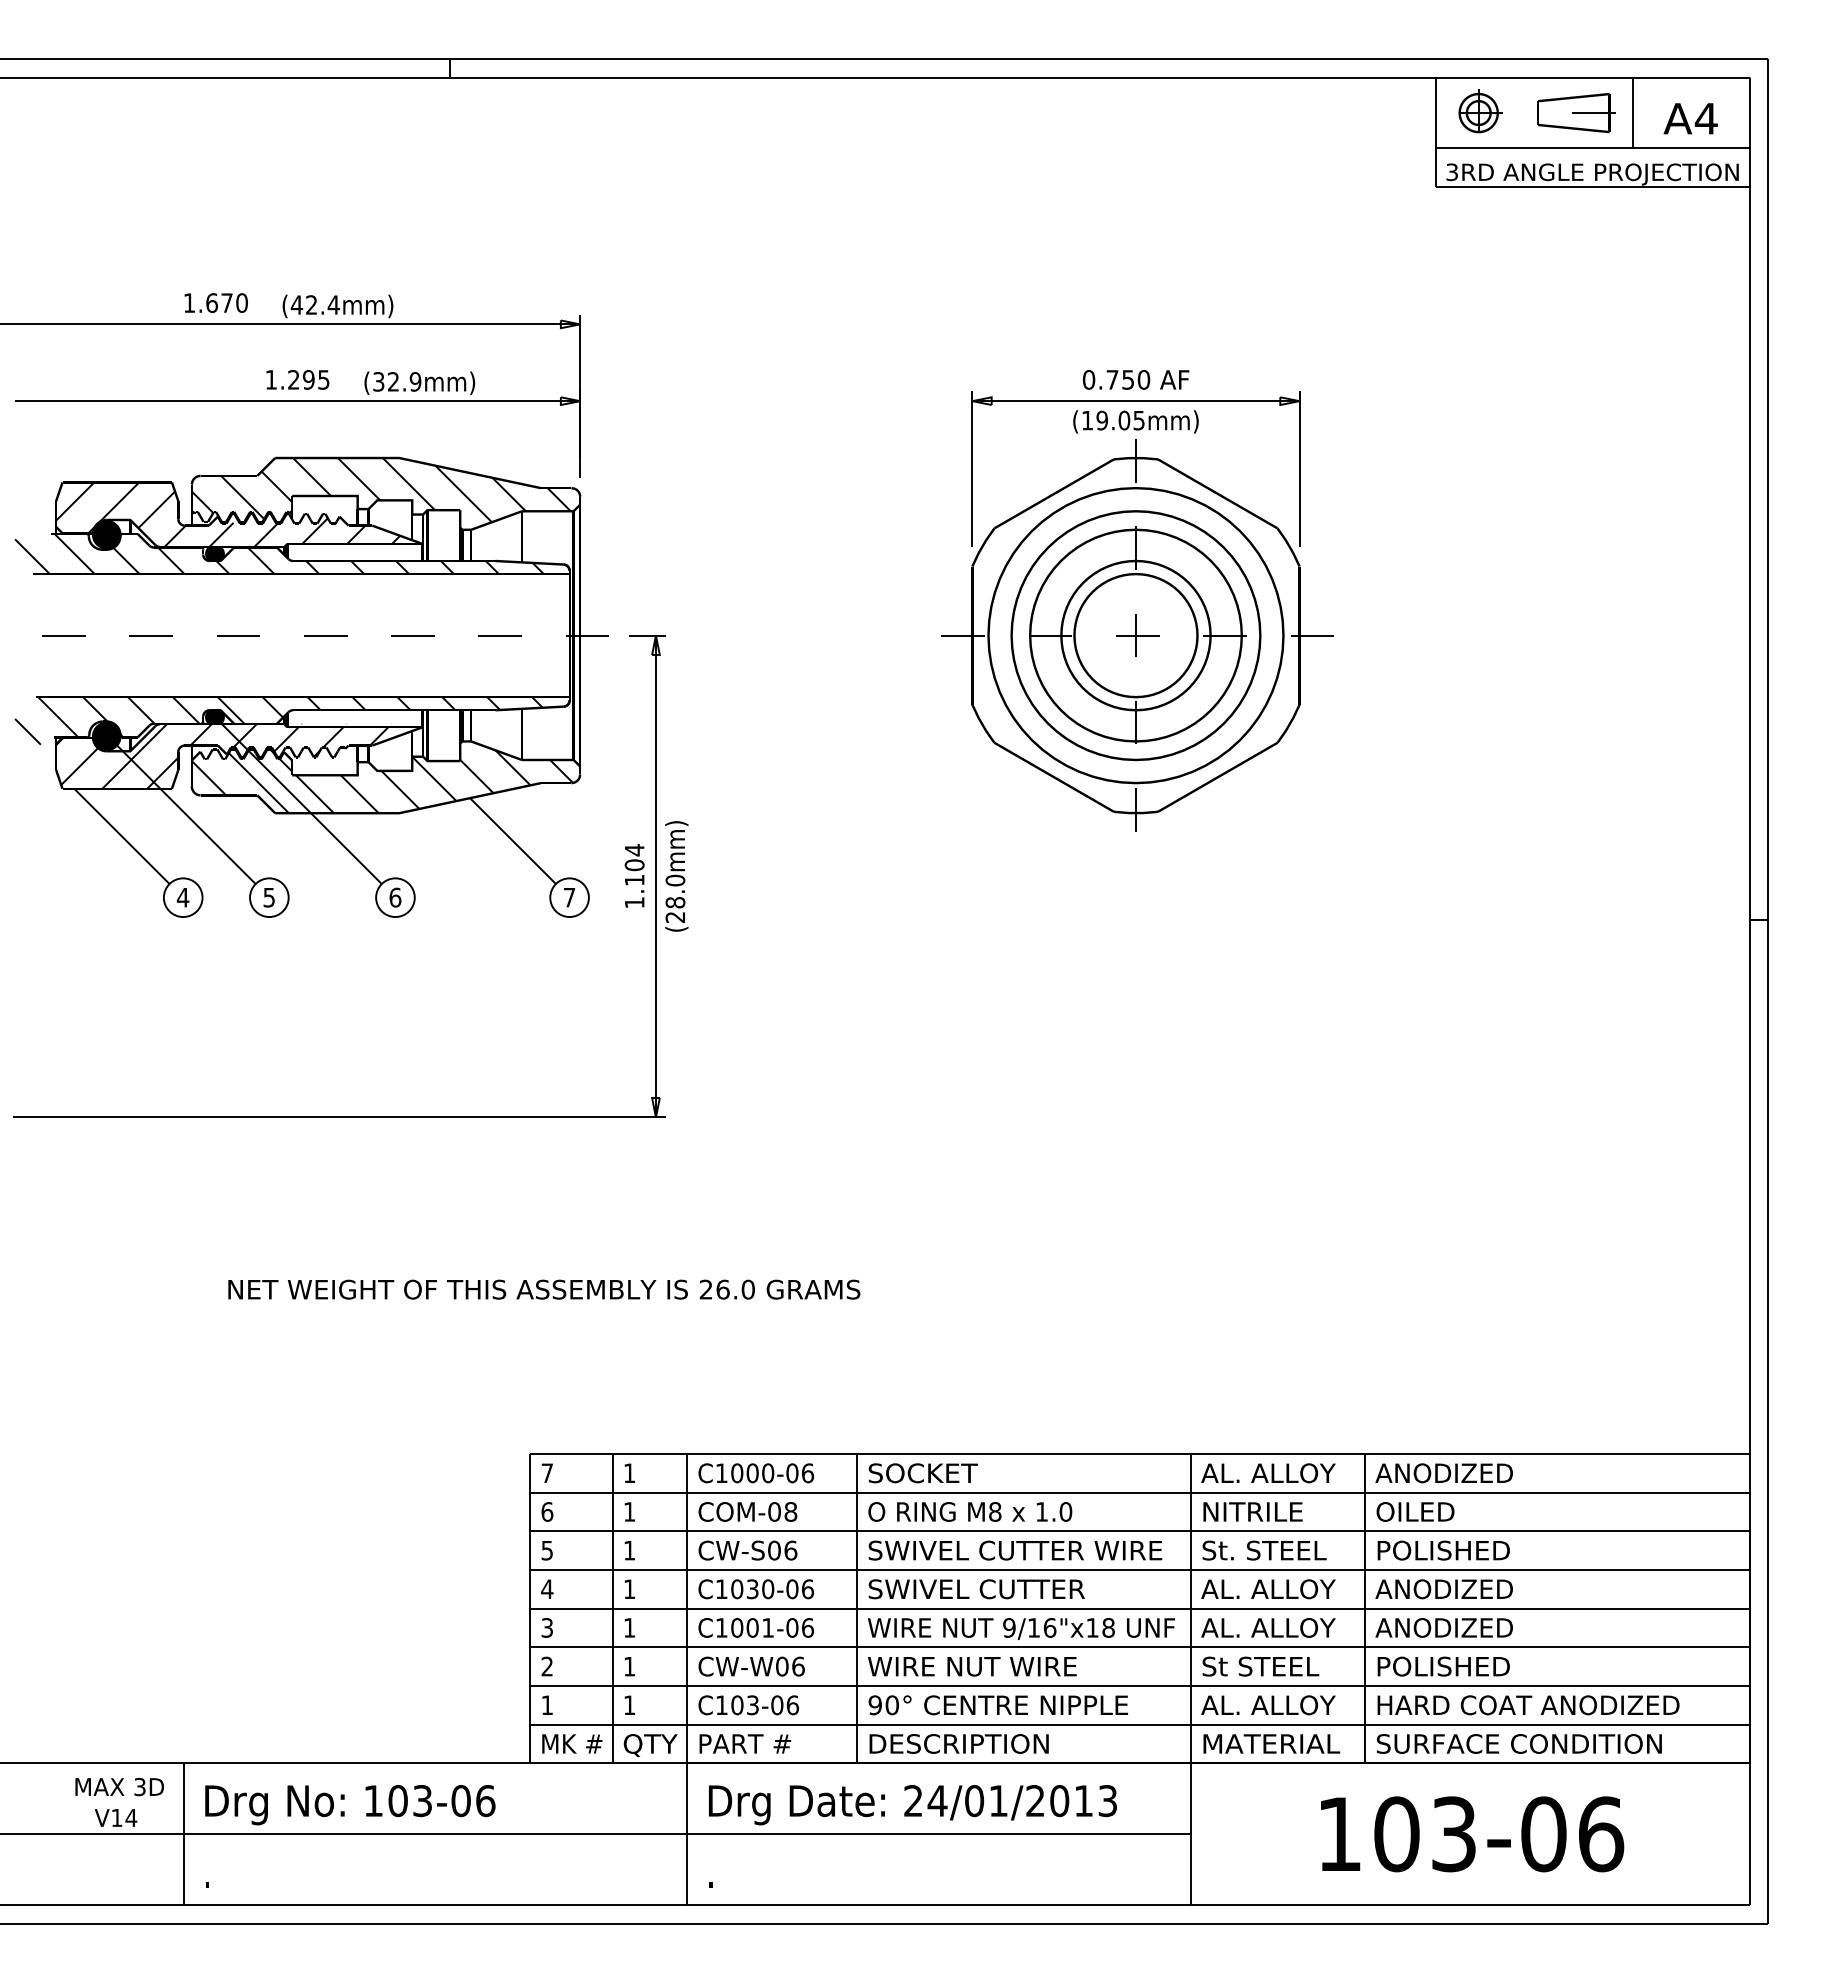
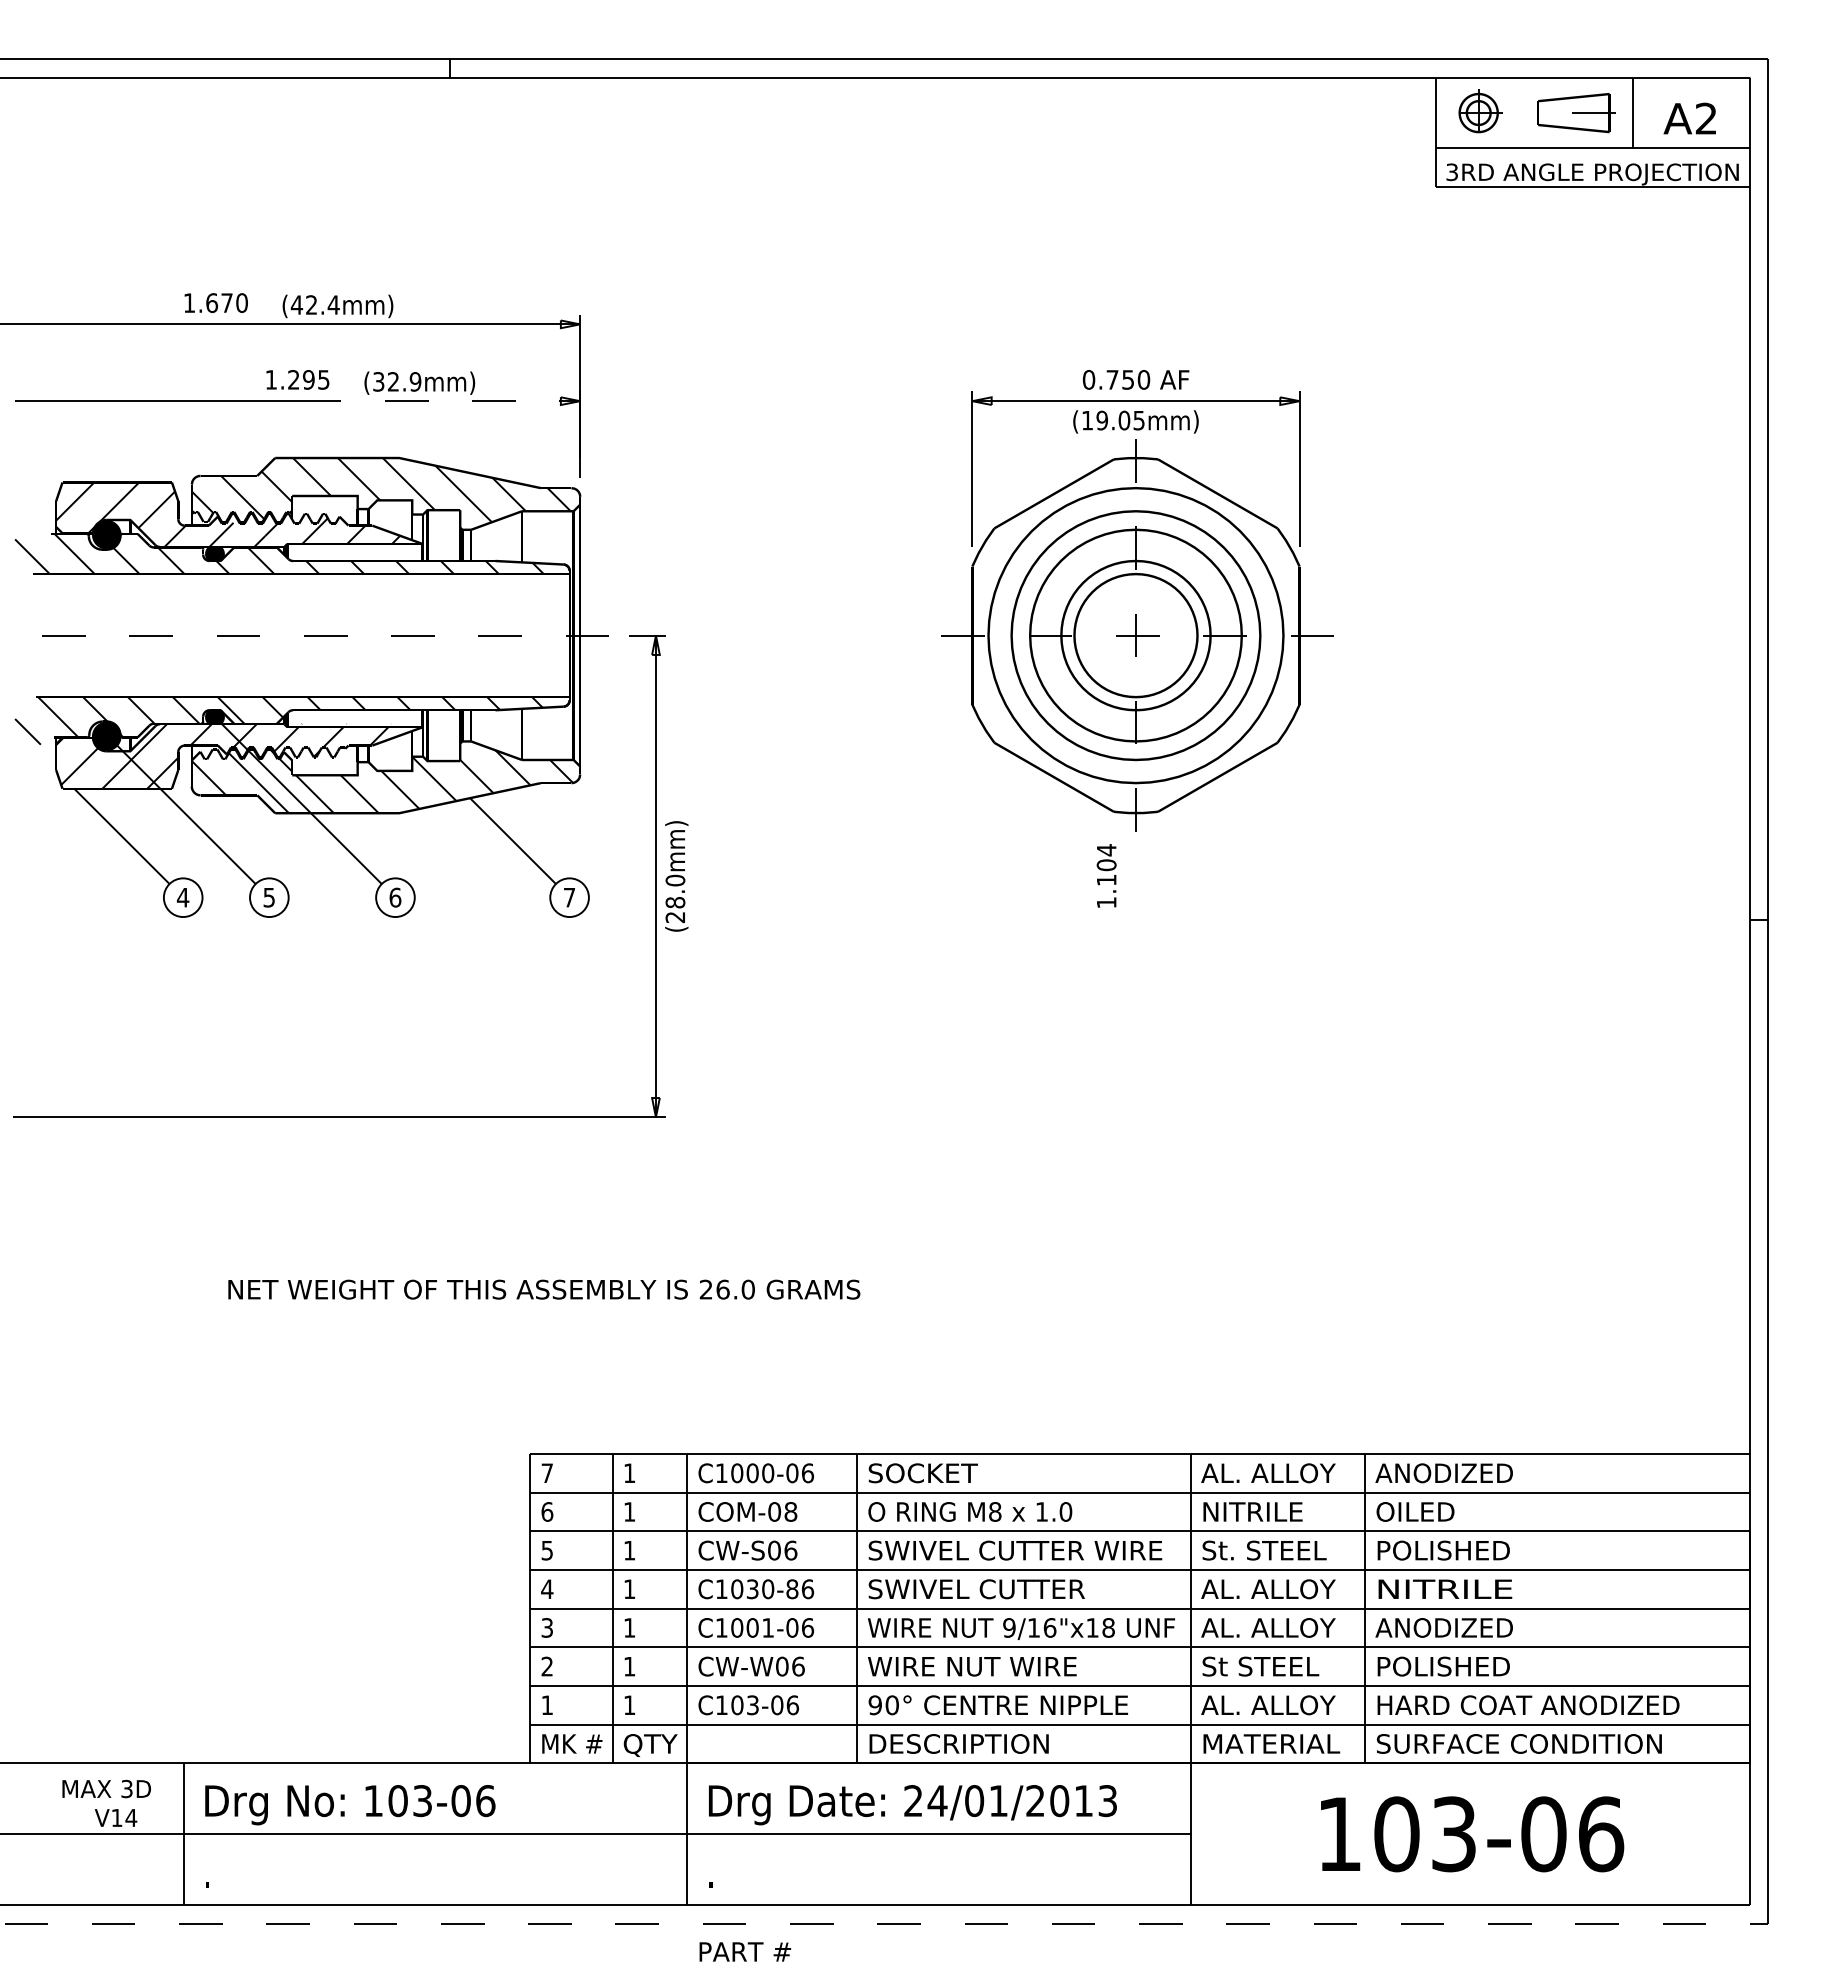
text: A4 -> A2 (1705, 118)
line: solid -> dashed (439, 401)
text position: (634, 875) -> (1106, 875) (1106, 875)
text: C1030-06 -> C1030-86 (792, 1588)
text: ANODIZED -> NITRILE (1443, 1589)
text position: (745, 1743) -> (745, 1951) (745, 1951)
text position: (119, 1786) -> (106, 1788) (106, 1788)
line: solid -> dashed (884, 1923)
